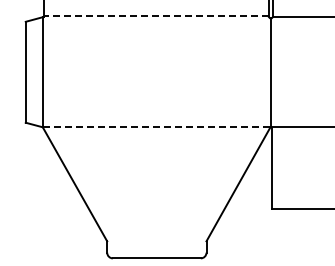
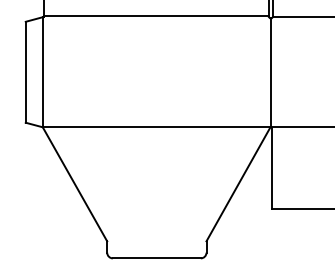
line: dashed -> solid (155, 16)
line: dashed -> solid (157, 127)
